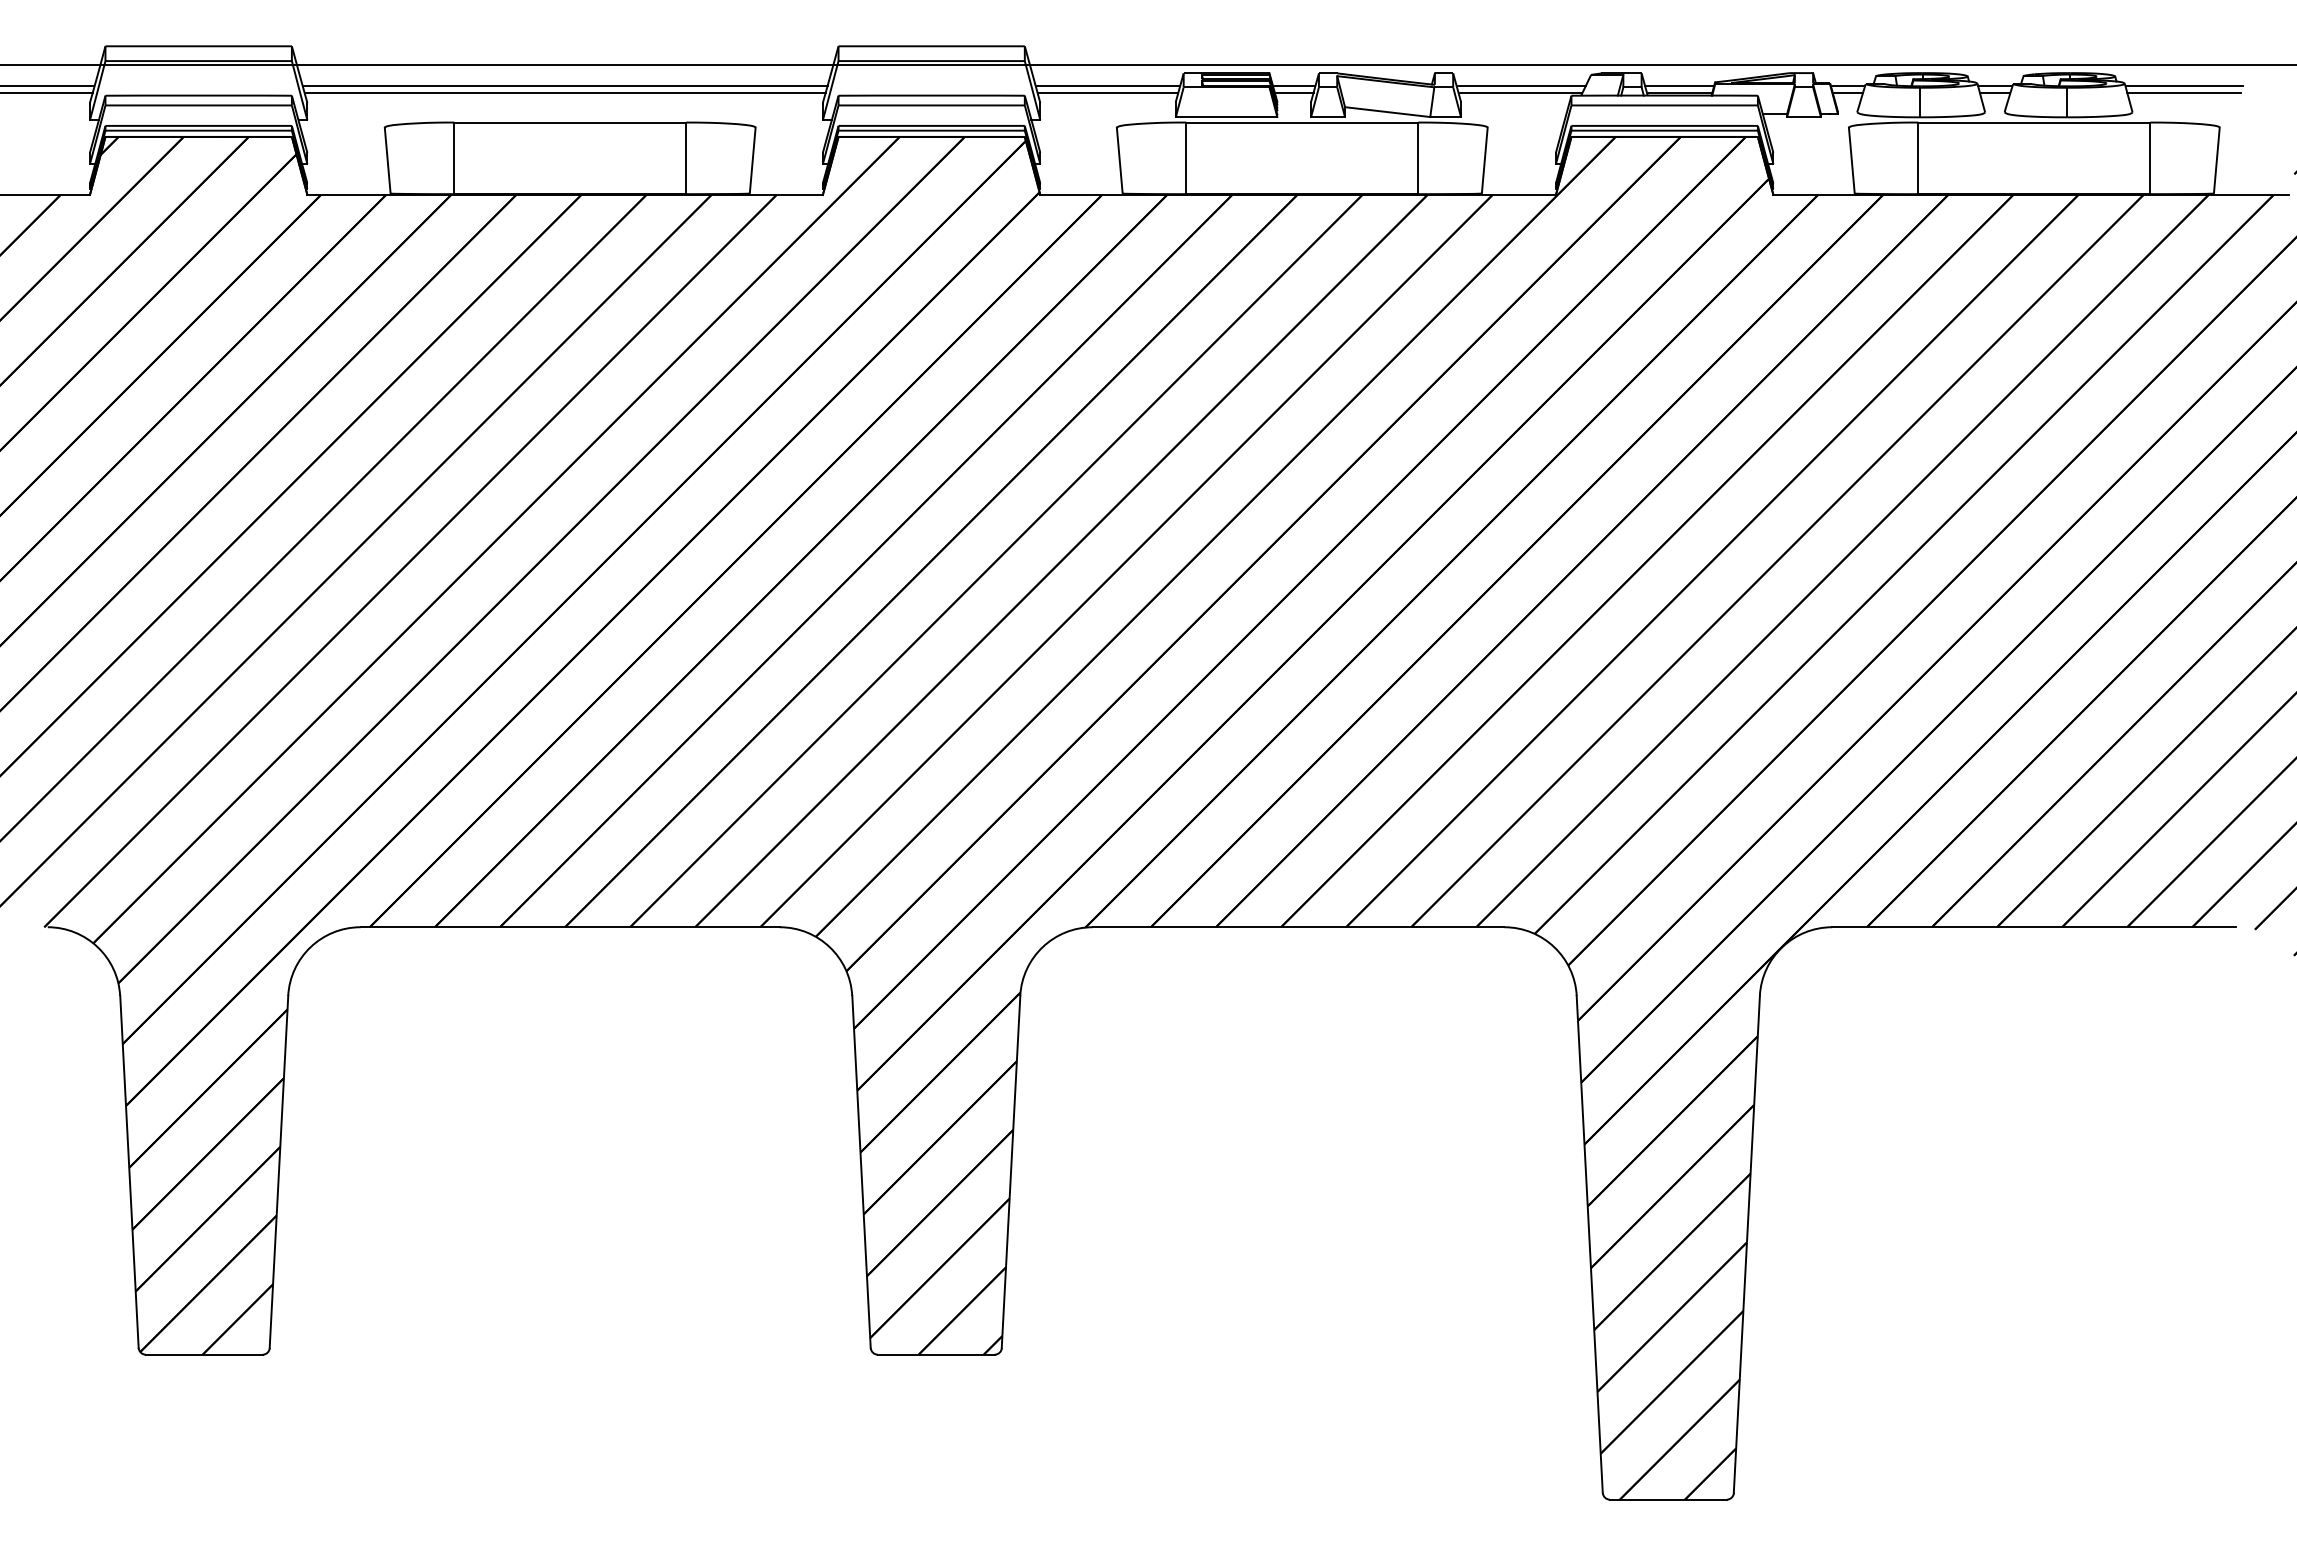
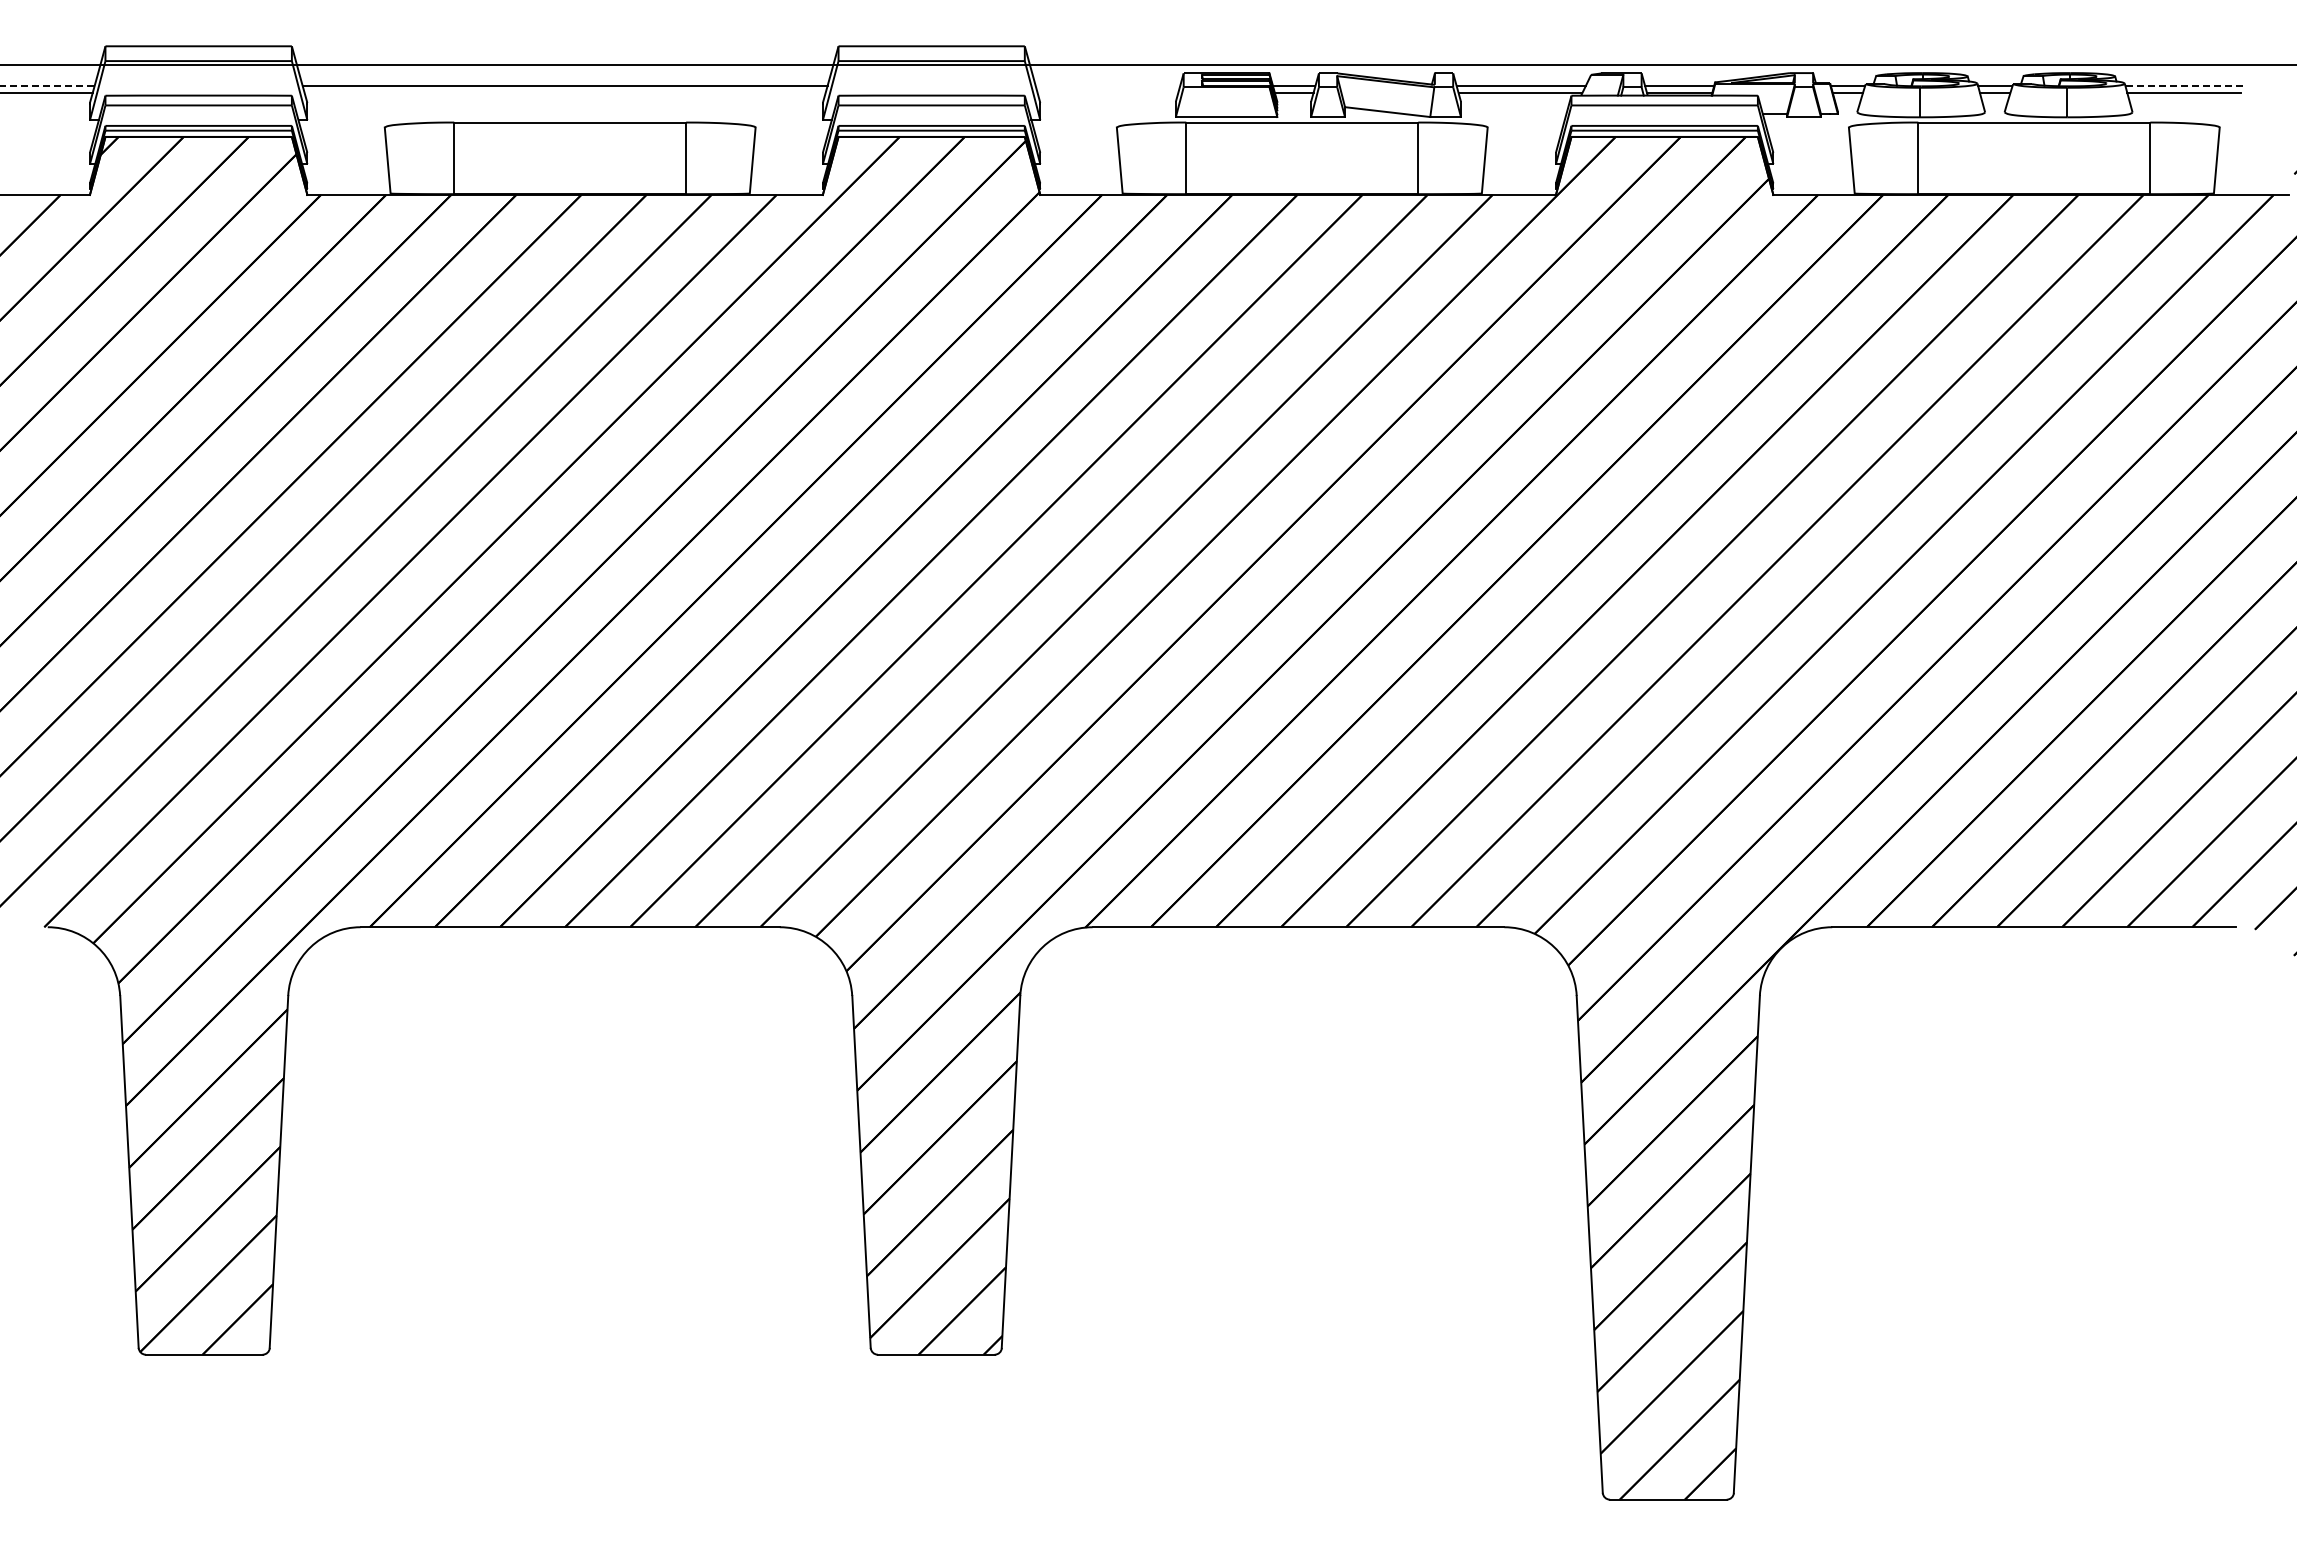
line: solid -> dashed (47, 86)
line: present -> none (1107, 86)
line: solid -> dashed (2184, 86)
line: present -> none (564, 92)
line: present -> none (1107, 92)
